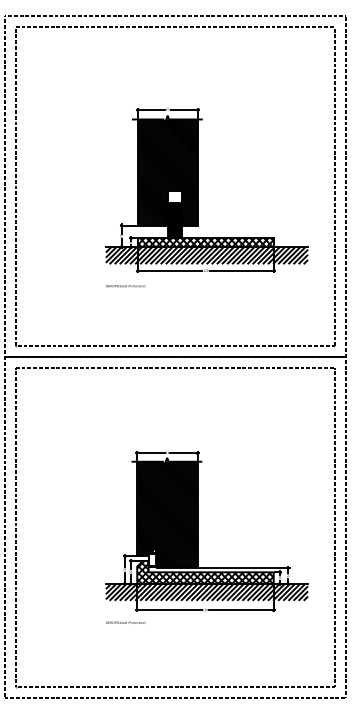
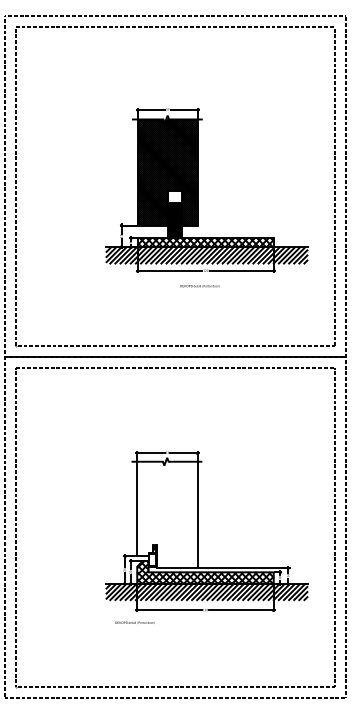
text position: (125, 286) -> (199, 286) (199, 286)
hatch: present -> none (167, 514)
text position: (125, 622) -> (134, 622) (134, 622)
